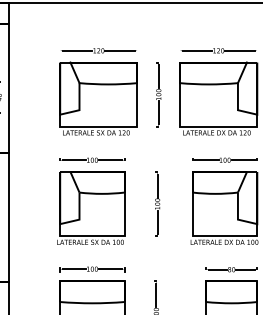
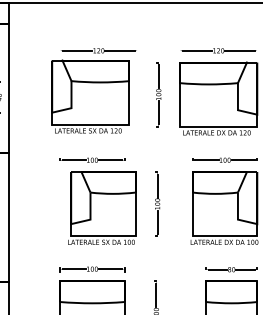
part position: (98, 98) -> (90, 96) (90, 96)
part position: (91, 207) -> (102, 207) (102, 207)
